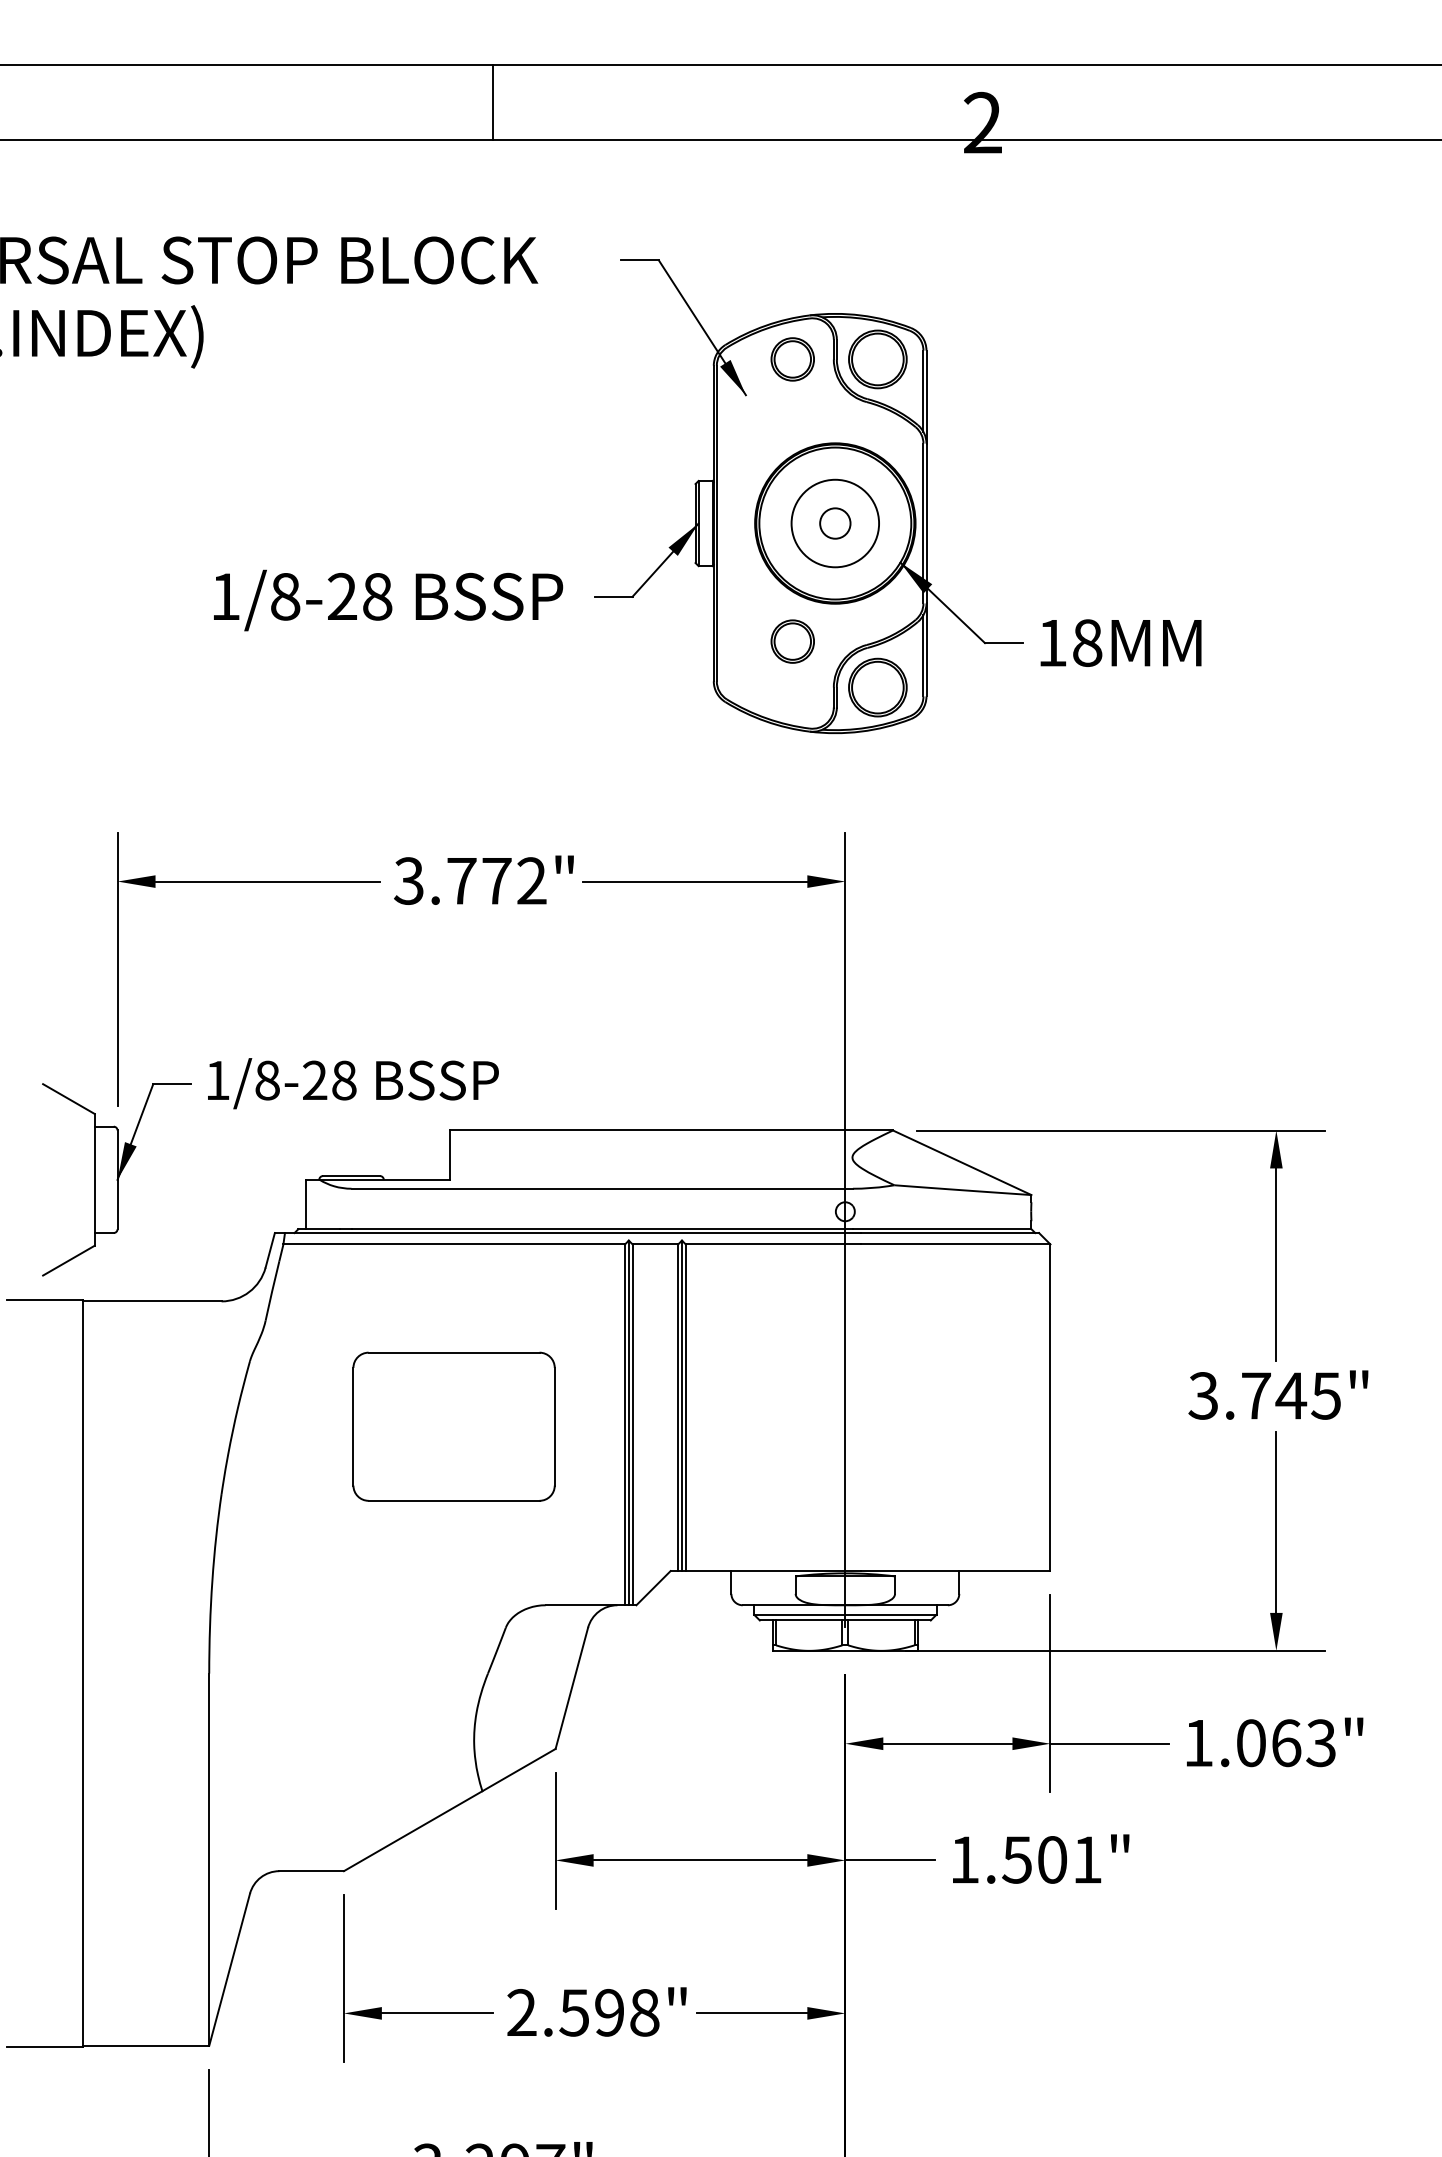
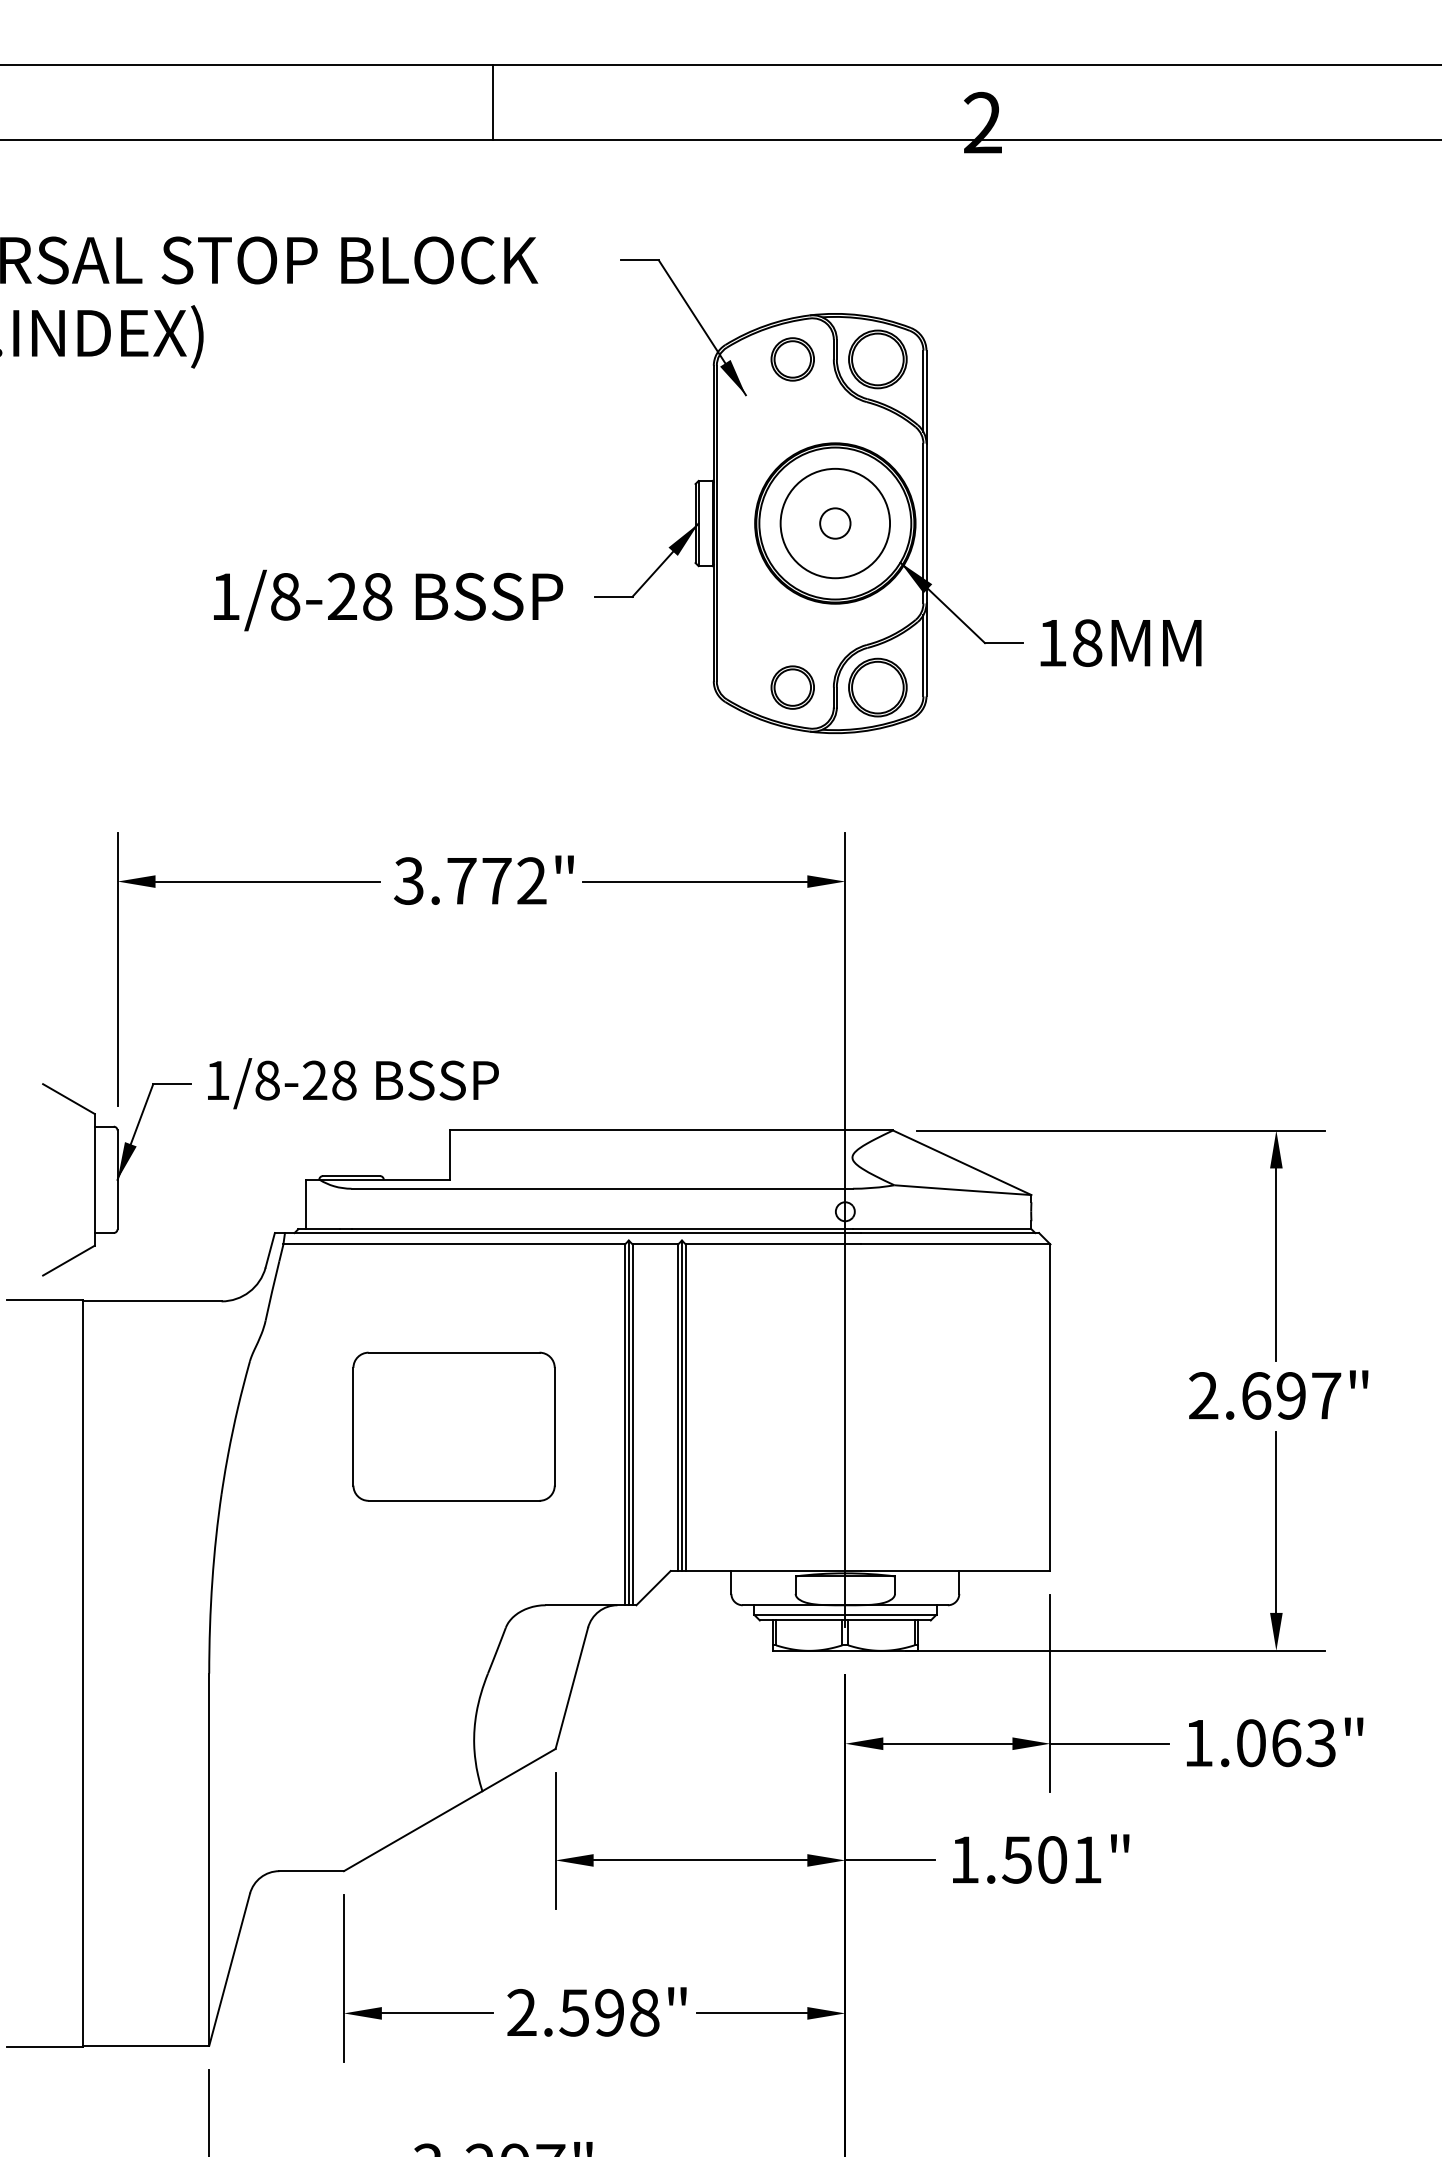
circle diameter: 88 px -> 109 px (835, 523)
part position: (792, 641) -> (792, 687) (792, 687)
text: 3.745" -> 2.697" (1264, 1395)
